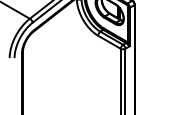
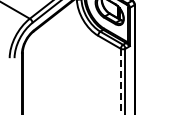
line: solid -> dashed (120, 81)
